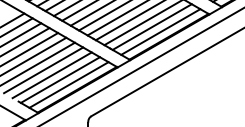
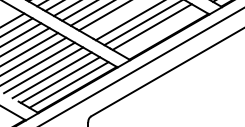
line: present -> none (115, 18)
line: present -> none (160, 31)
